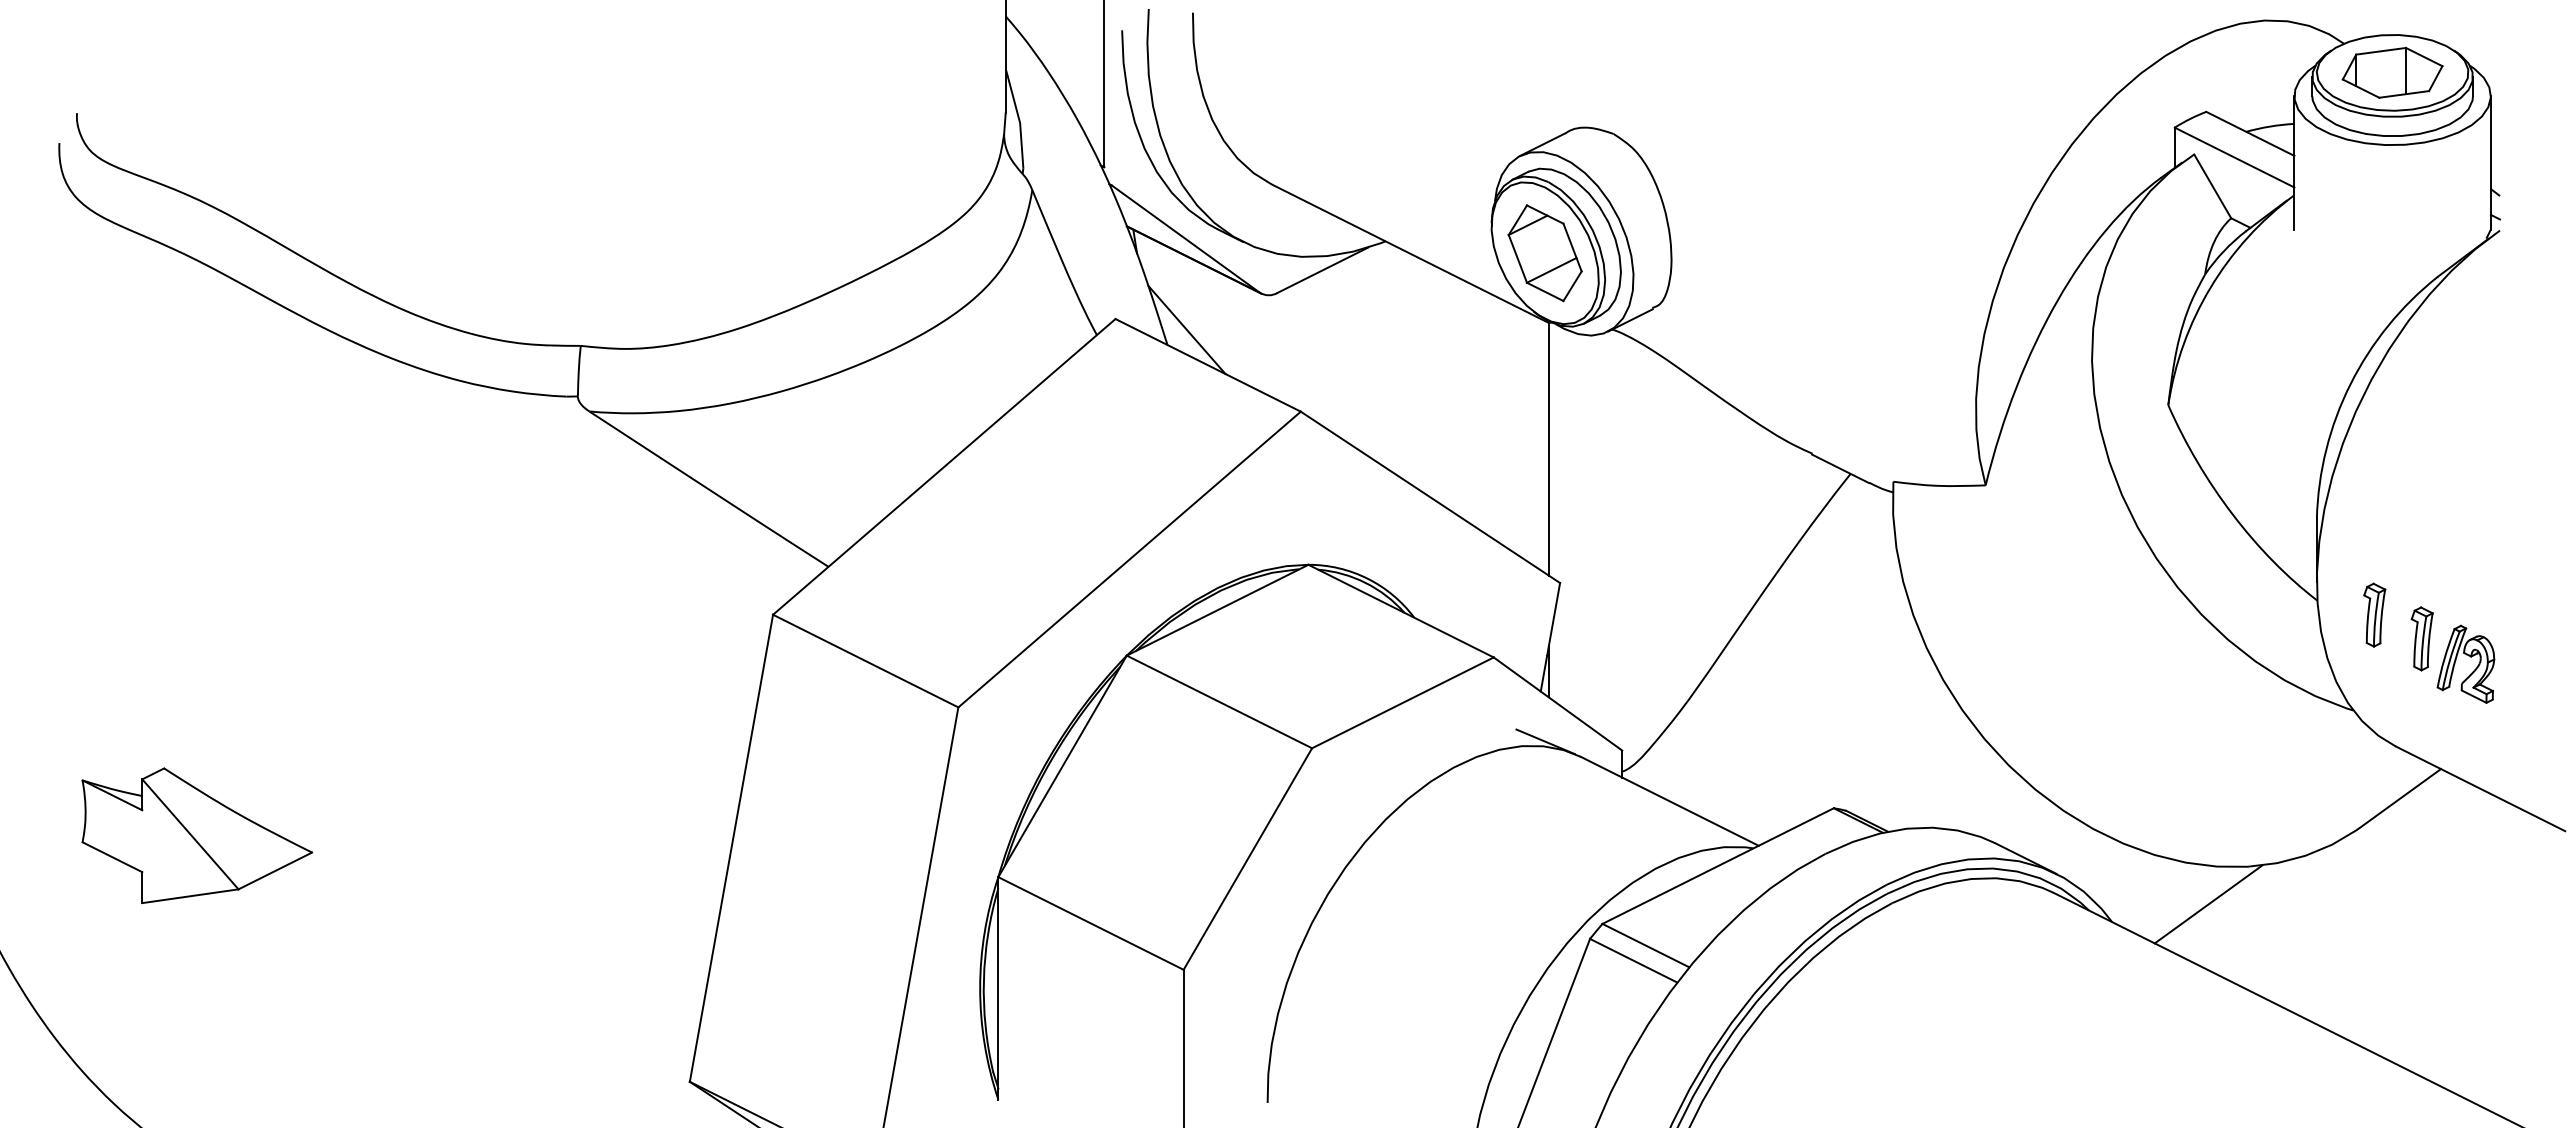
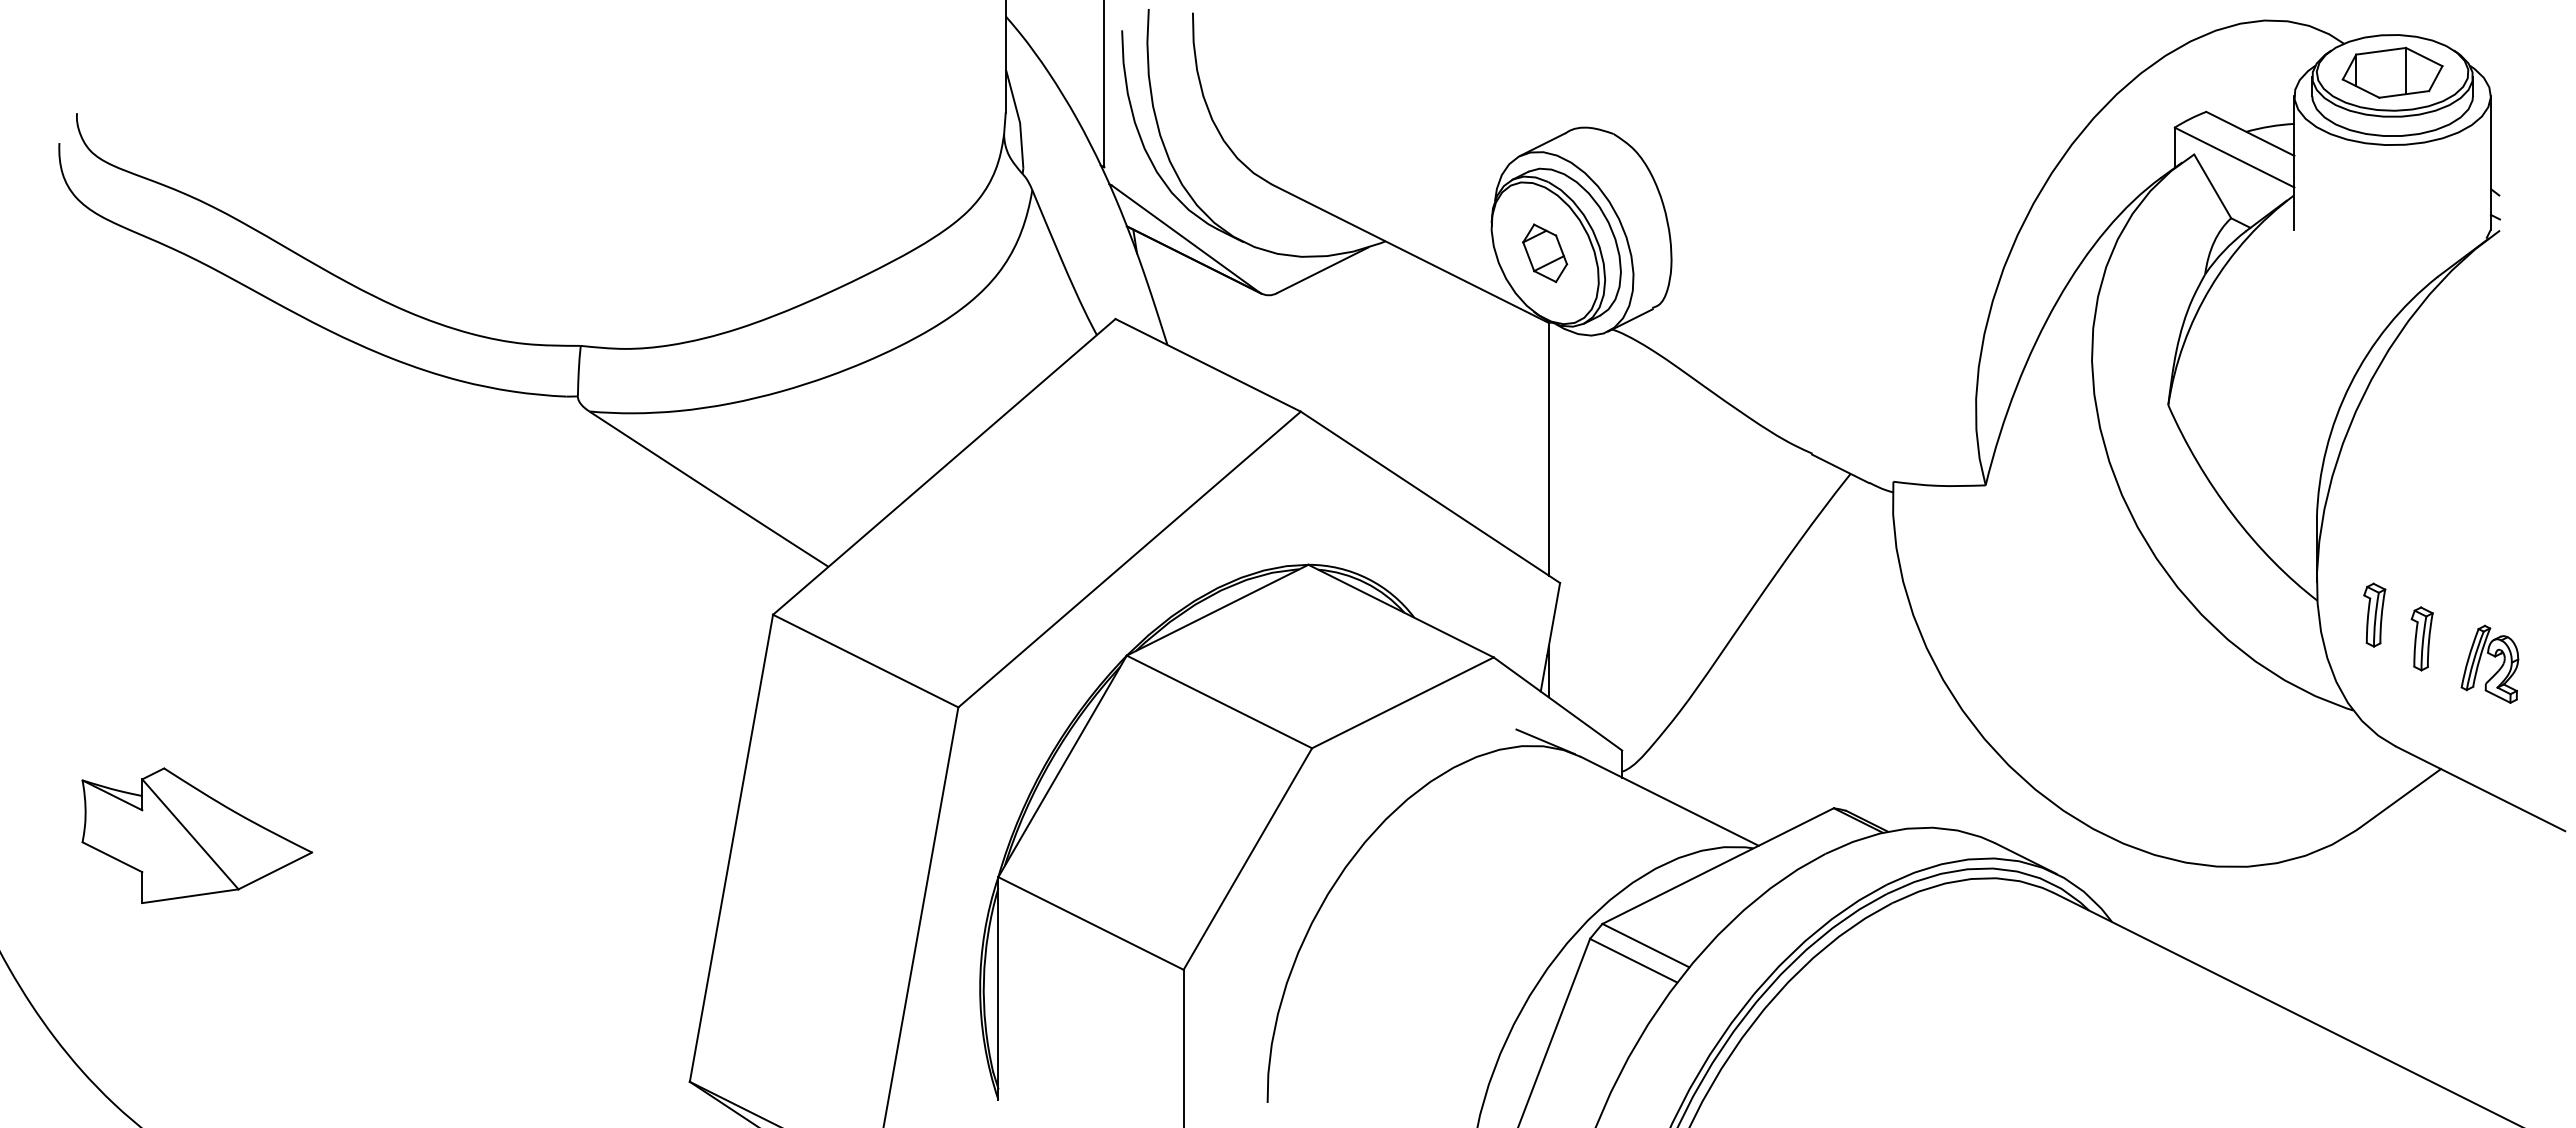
part size: 76x99 px -> 47x61 px (1545, 253)
line: present -> none (1186, 329)
part position: (2468, 656) -> (2492, 656) (2492, 656)
line: present -> none (2208, 904)
